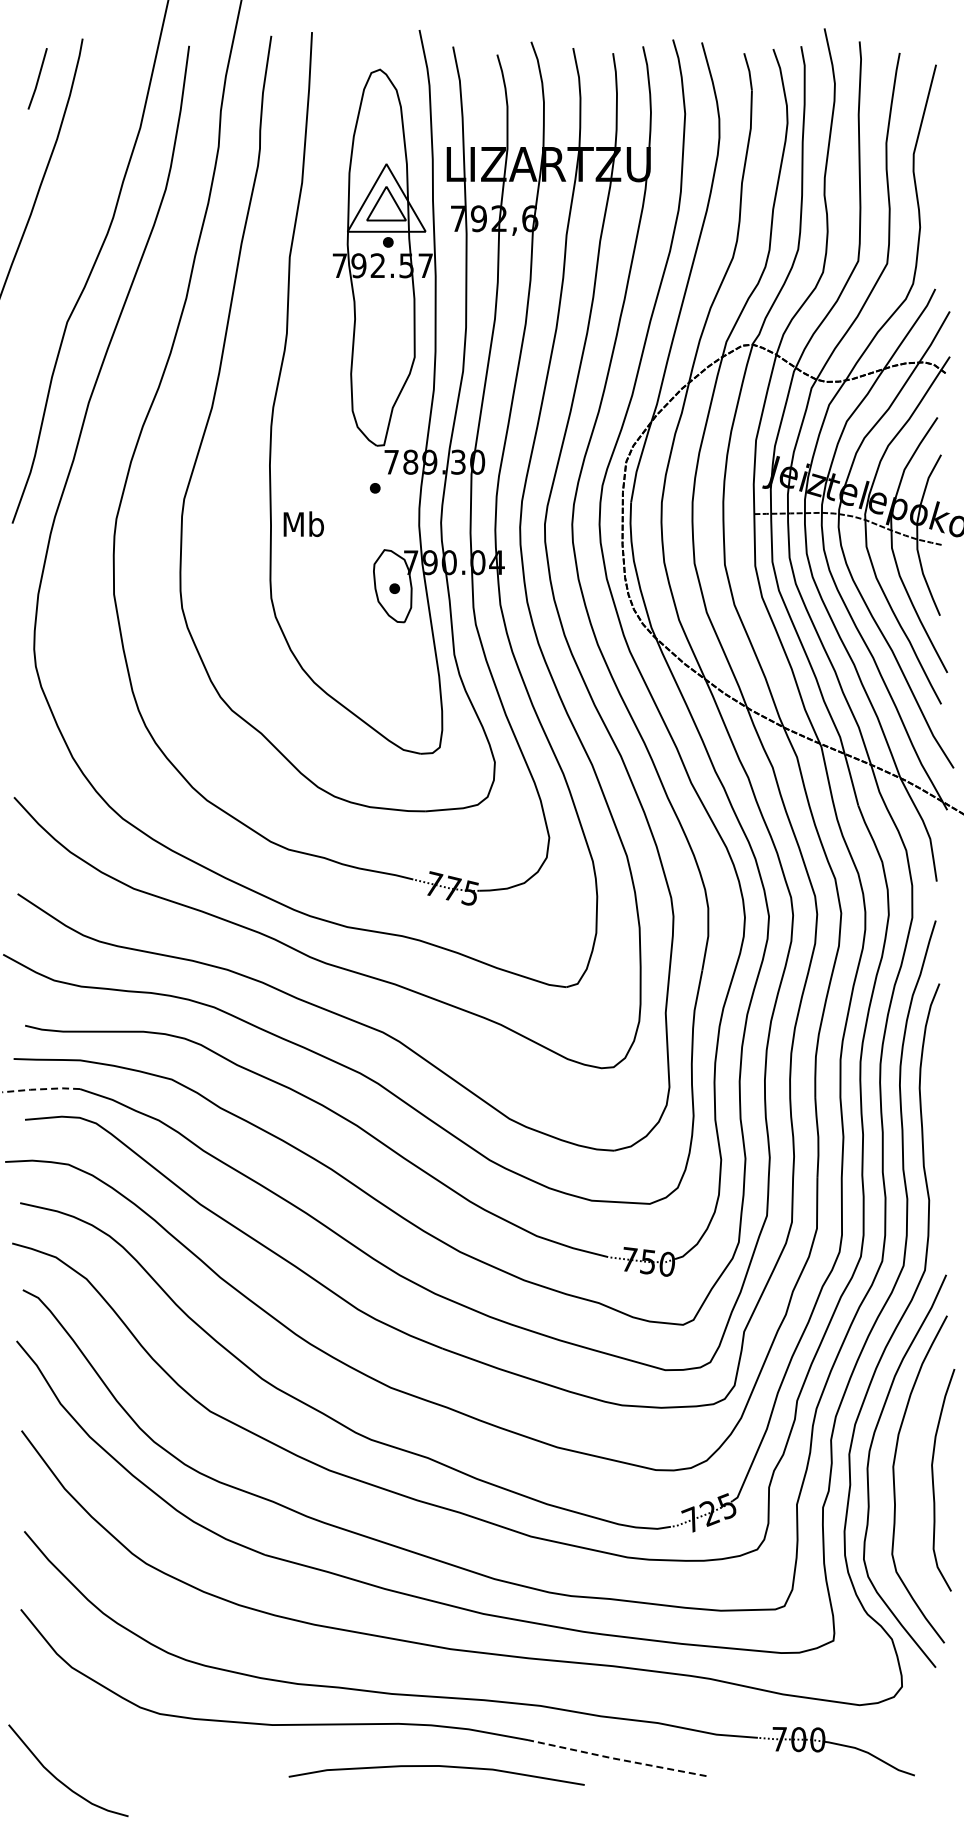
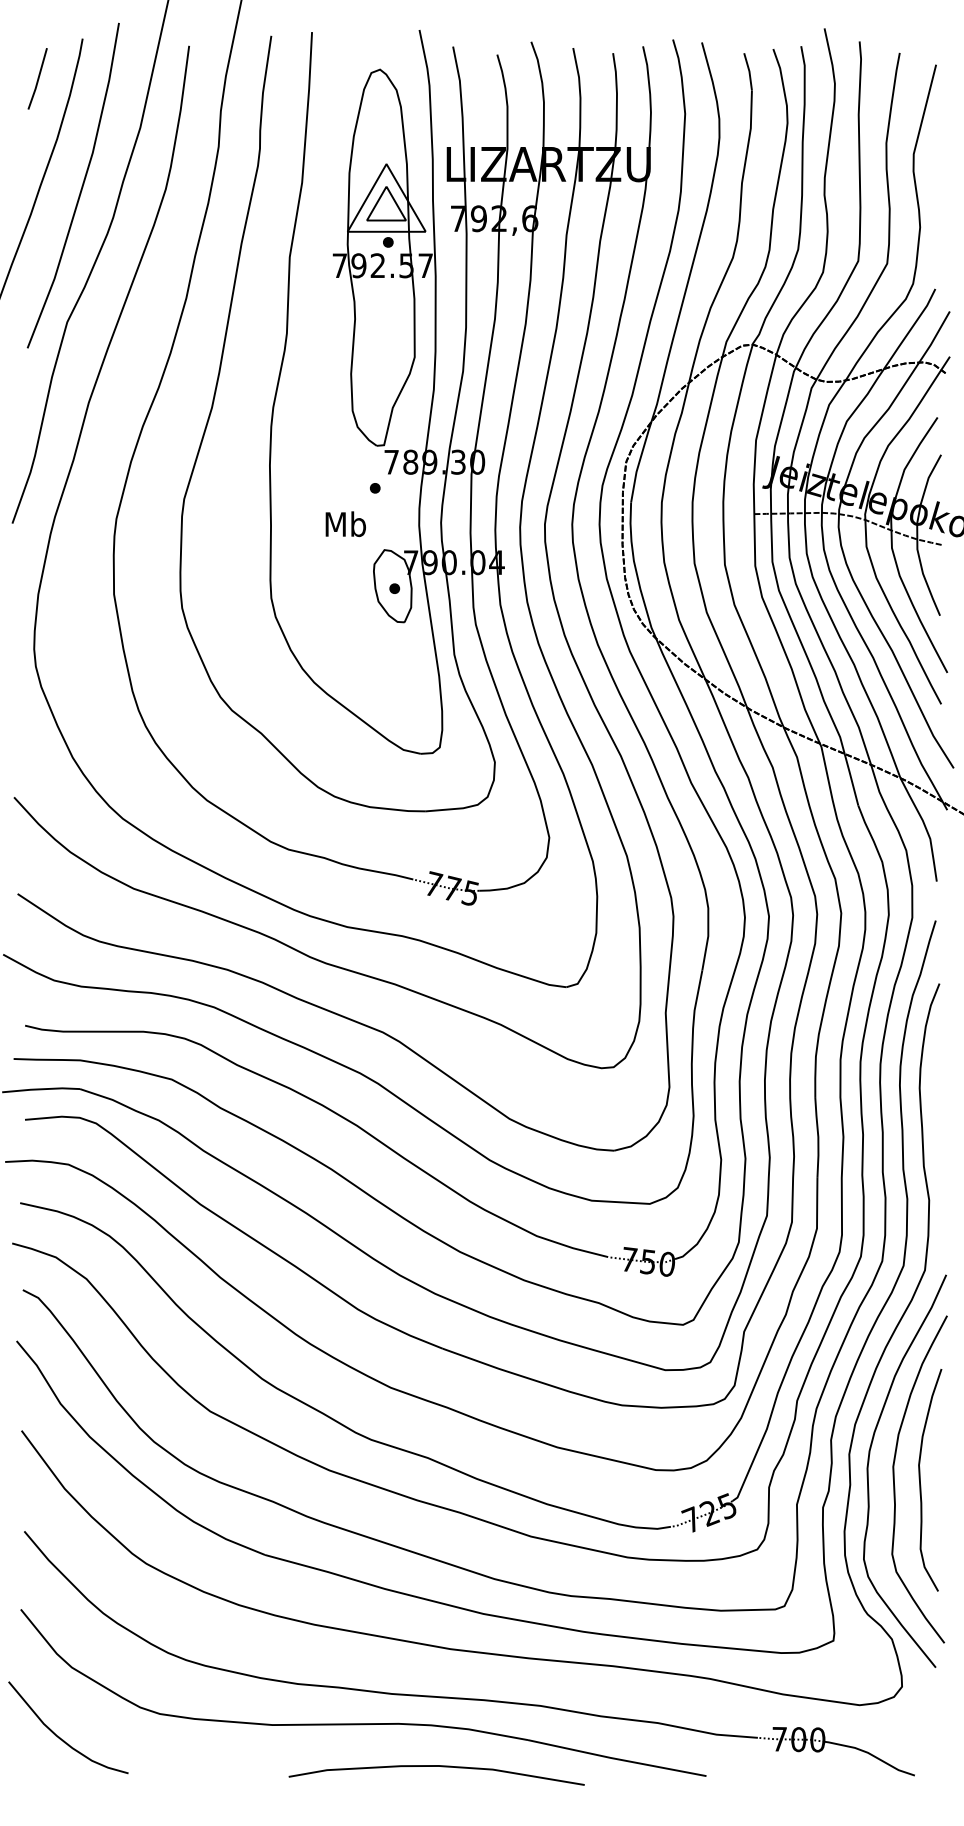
line: none -> present (80, 189)
text position: (303, 524) -> (345, 524) (345, 524)
line: dashed -> solid (40, 1089)
curve position: (933, 1480) -> (920, 1480) (920, 1480)
line: dashed -> solid (616, 1759)
curve position: (59, 1779) -> (59, 1736) (59, 1736)
